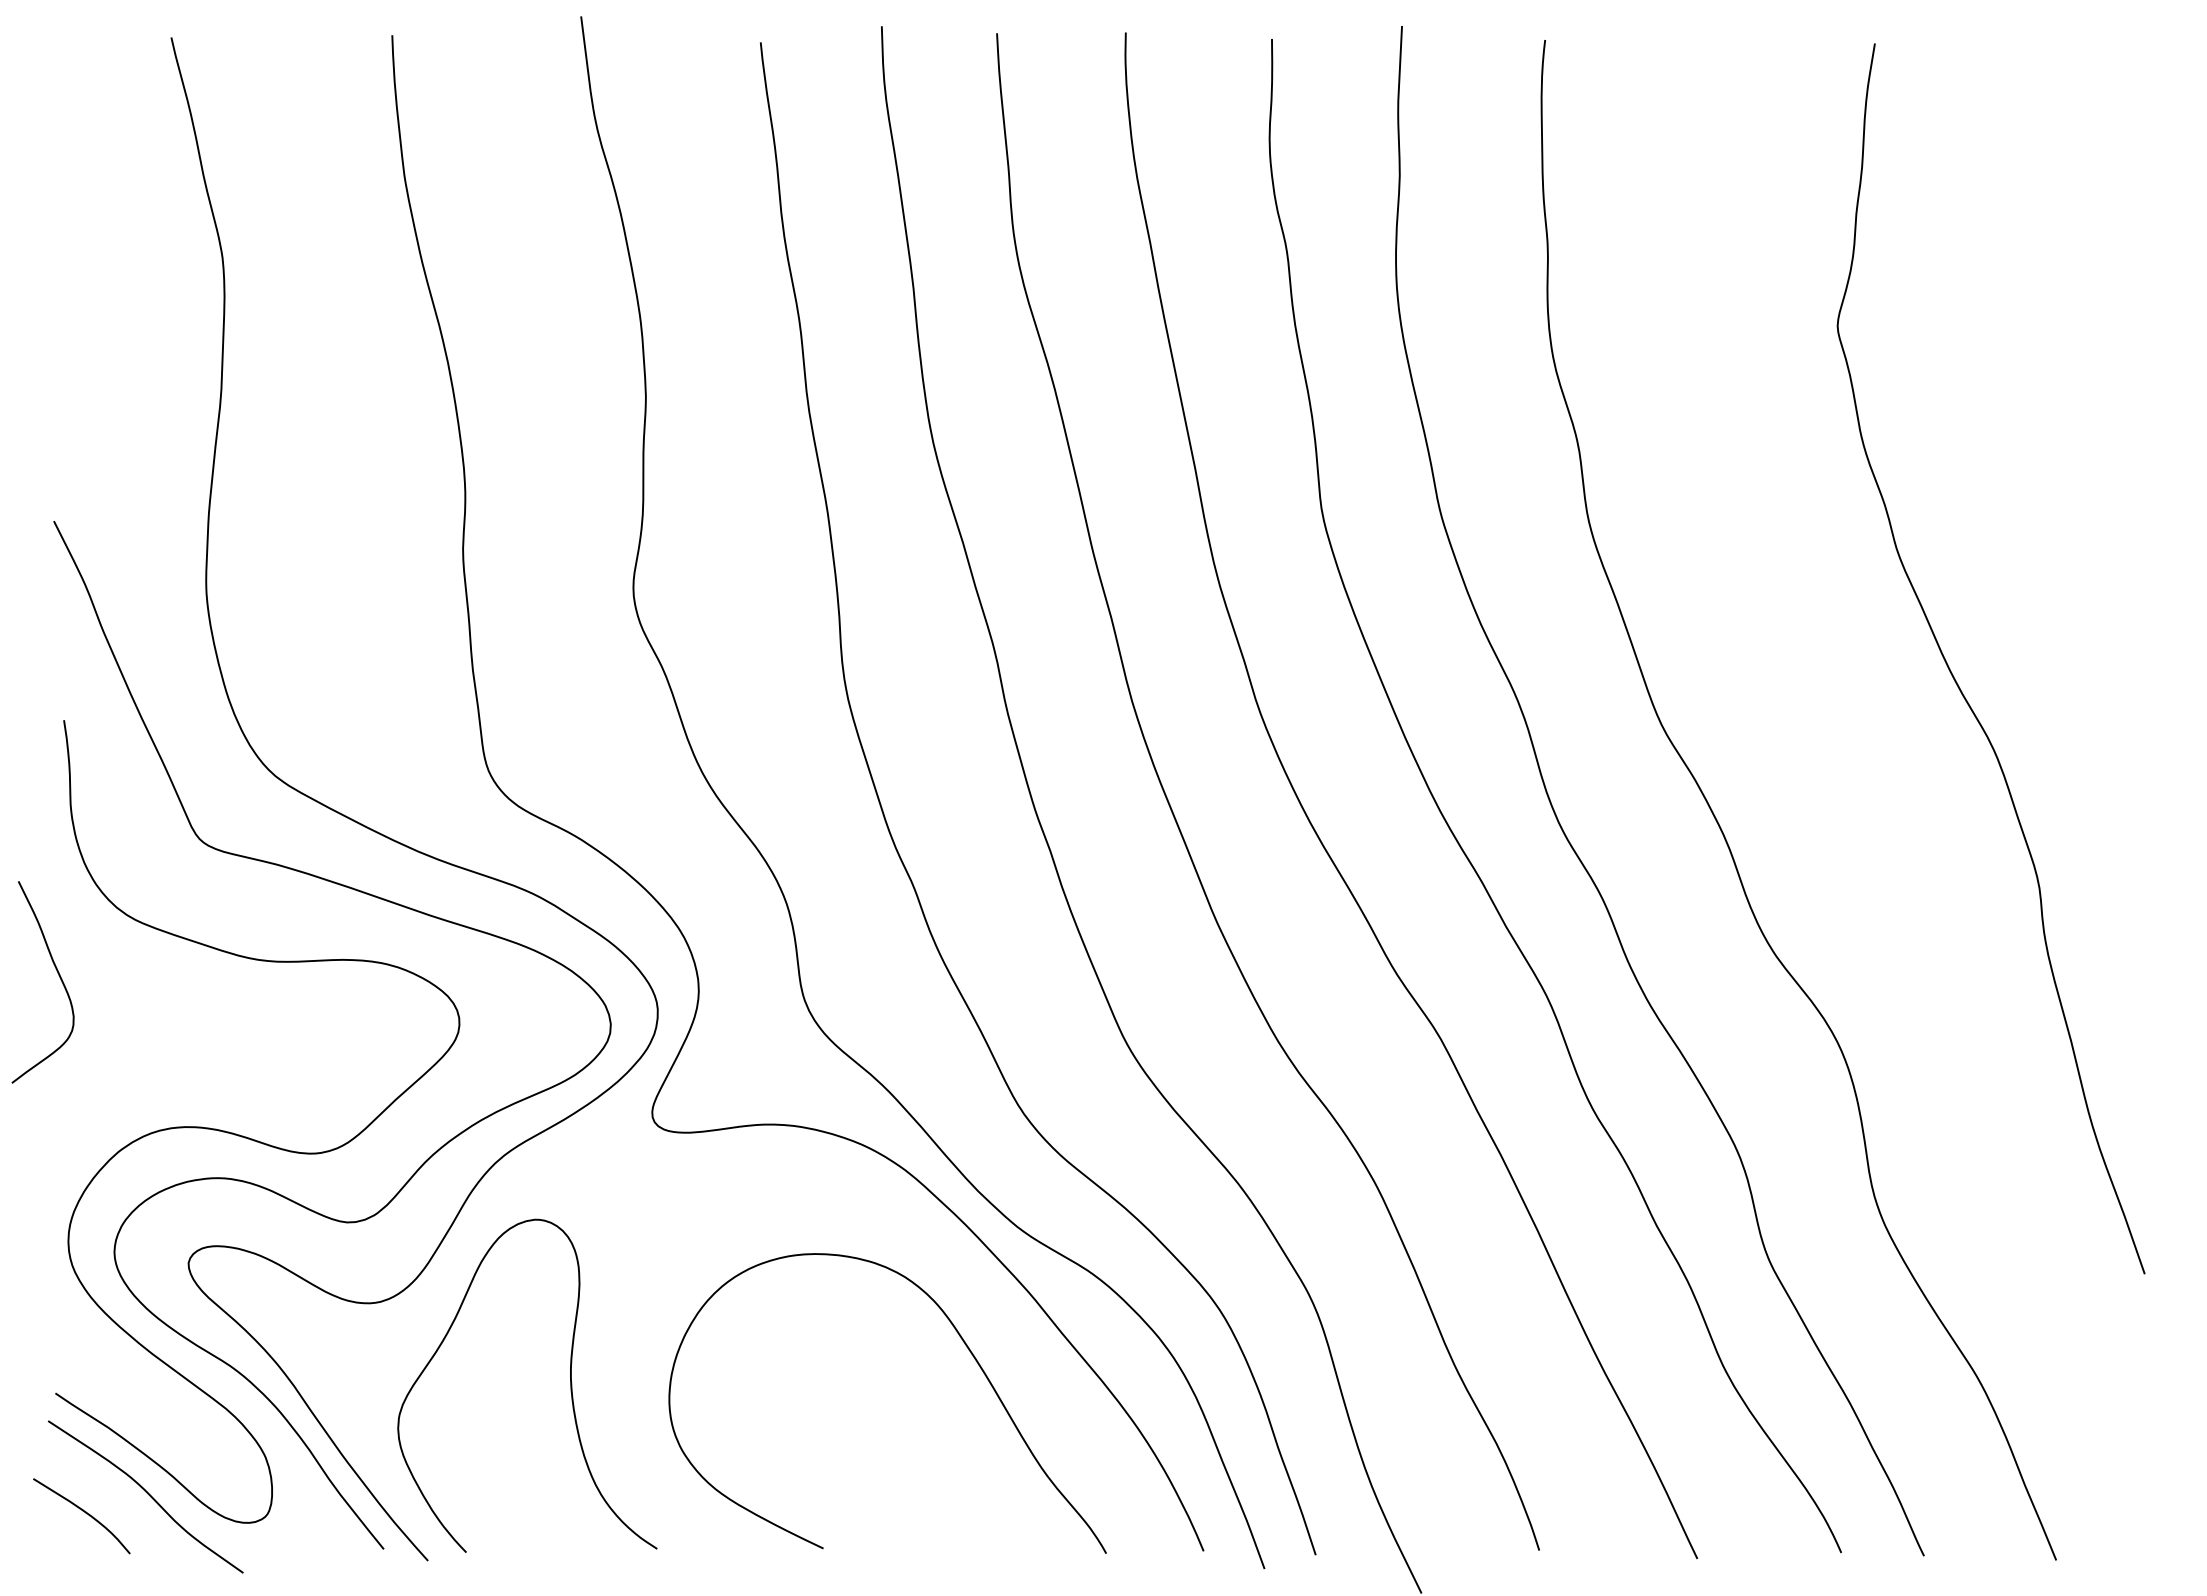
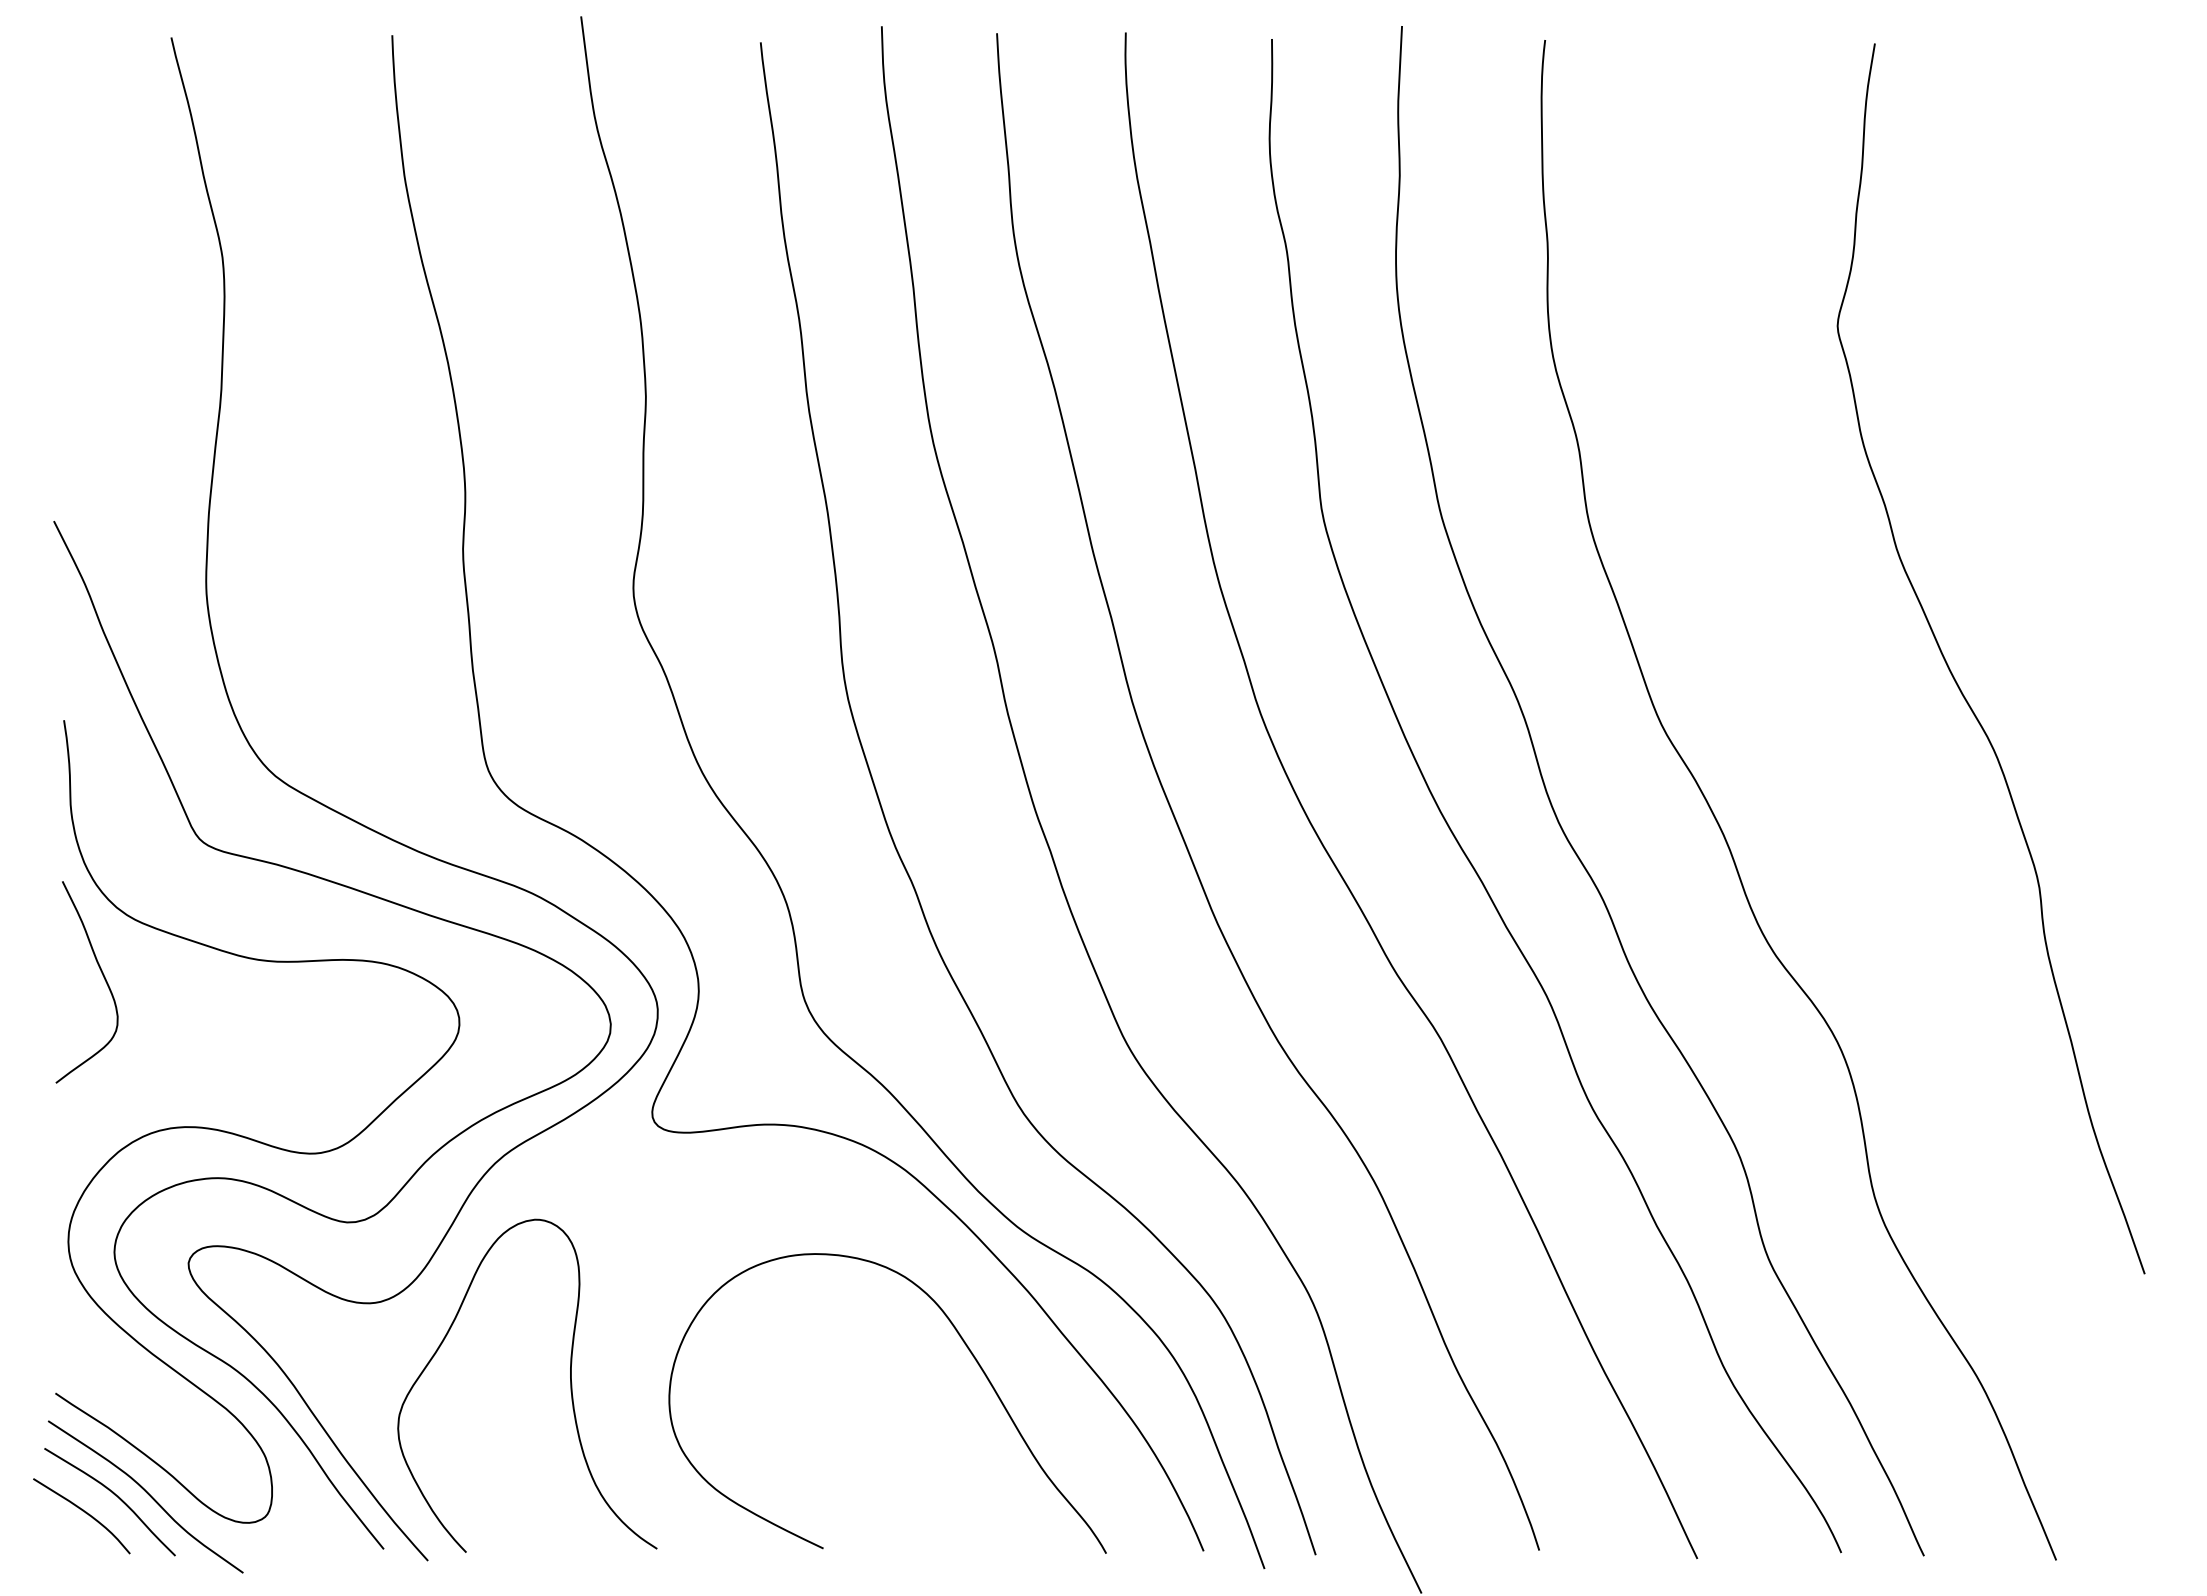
curve position: (58, 975) -> (102, 975) (102, 975)
curve: none -> present (114, 1495)
